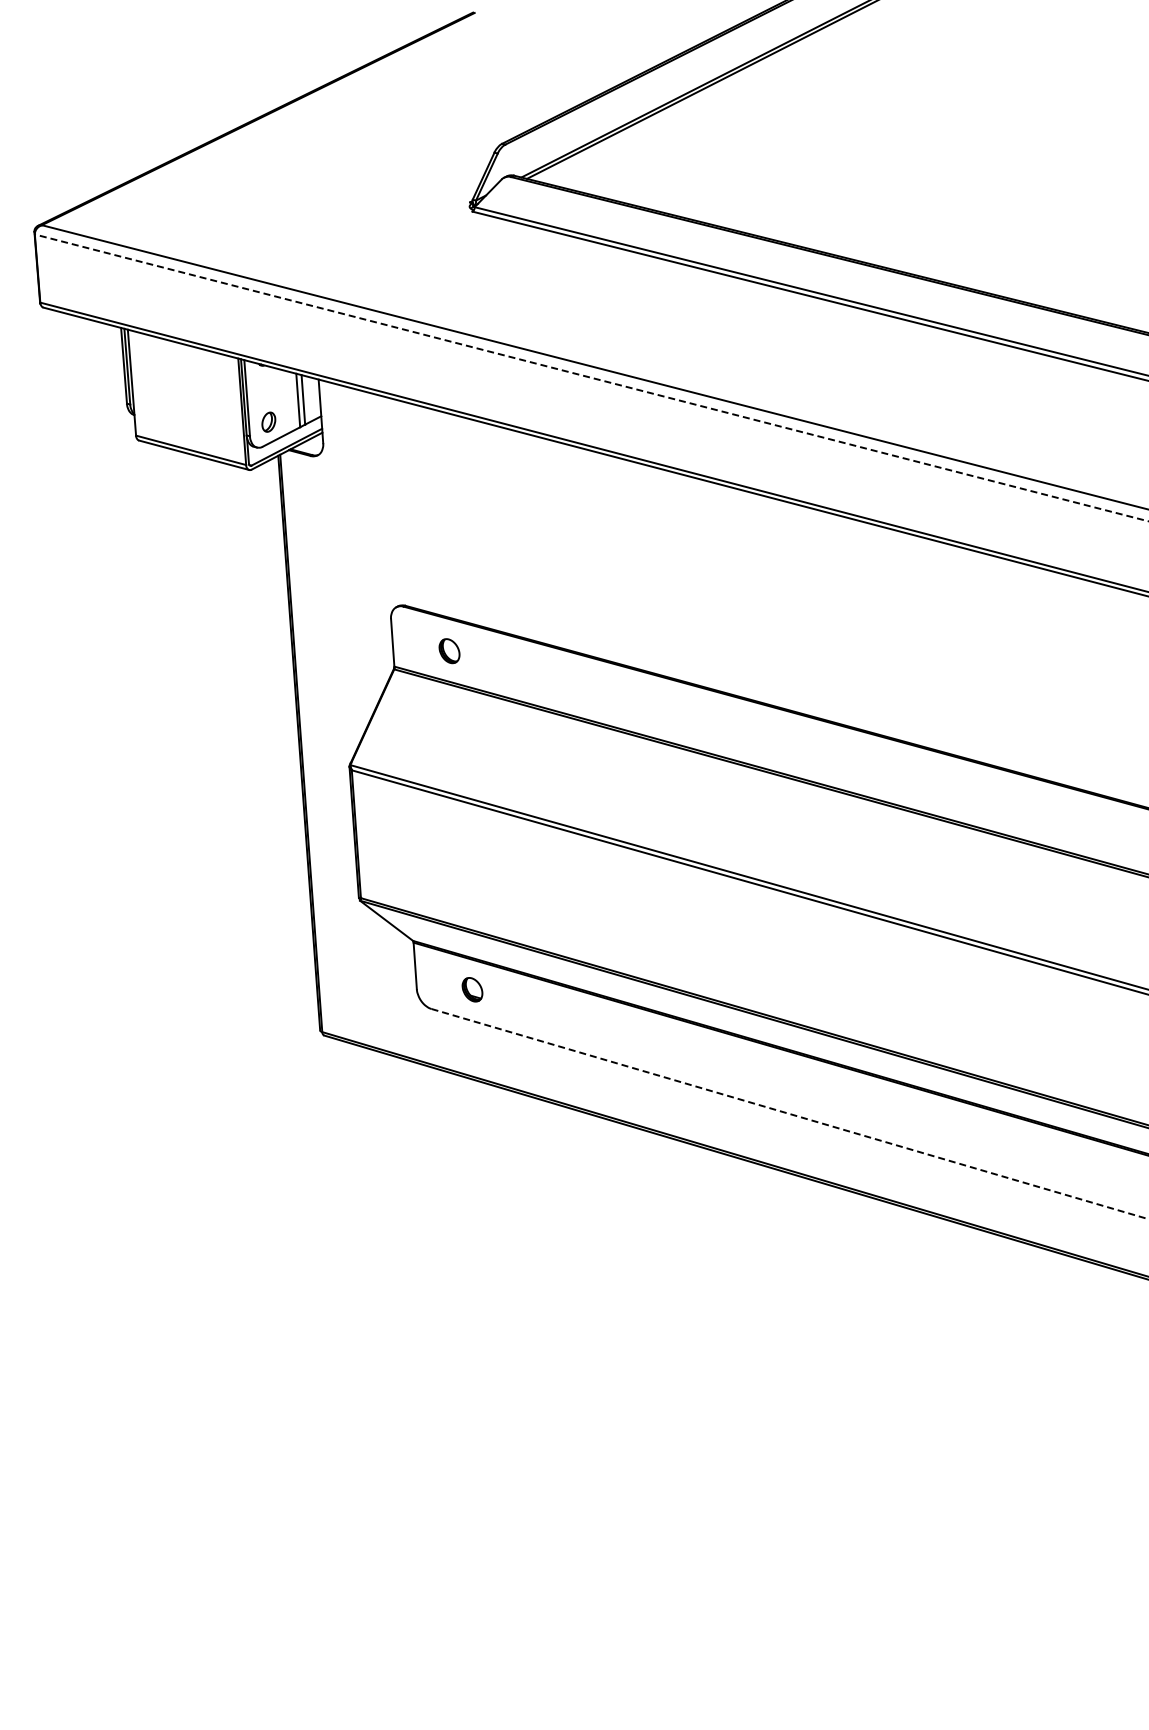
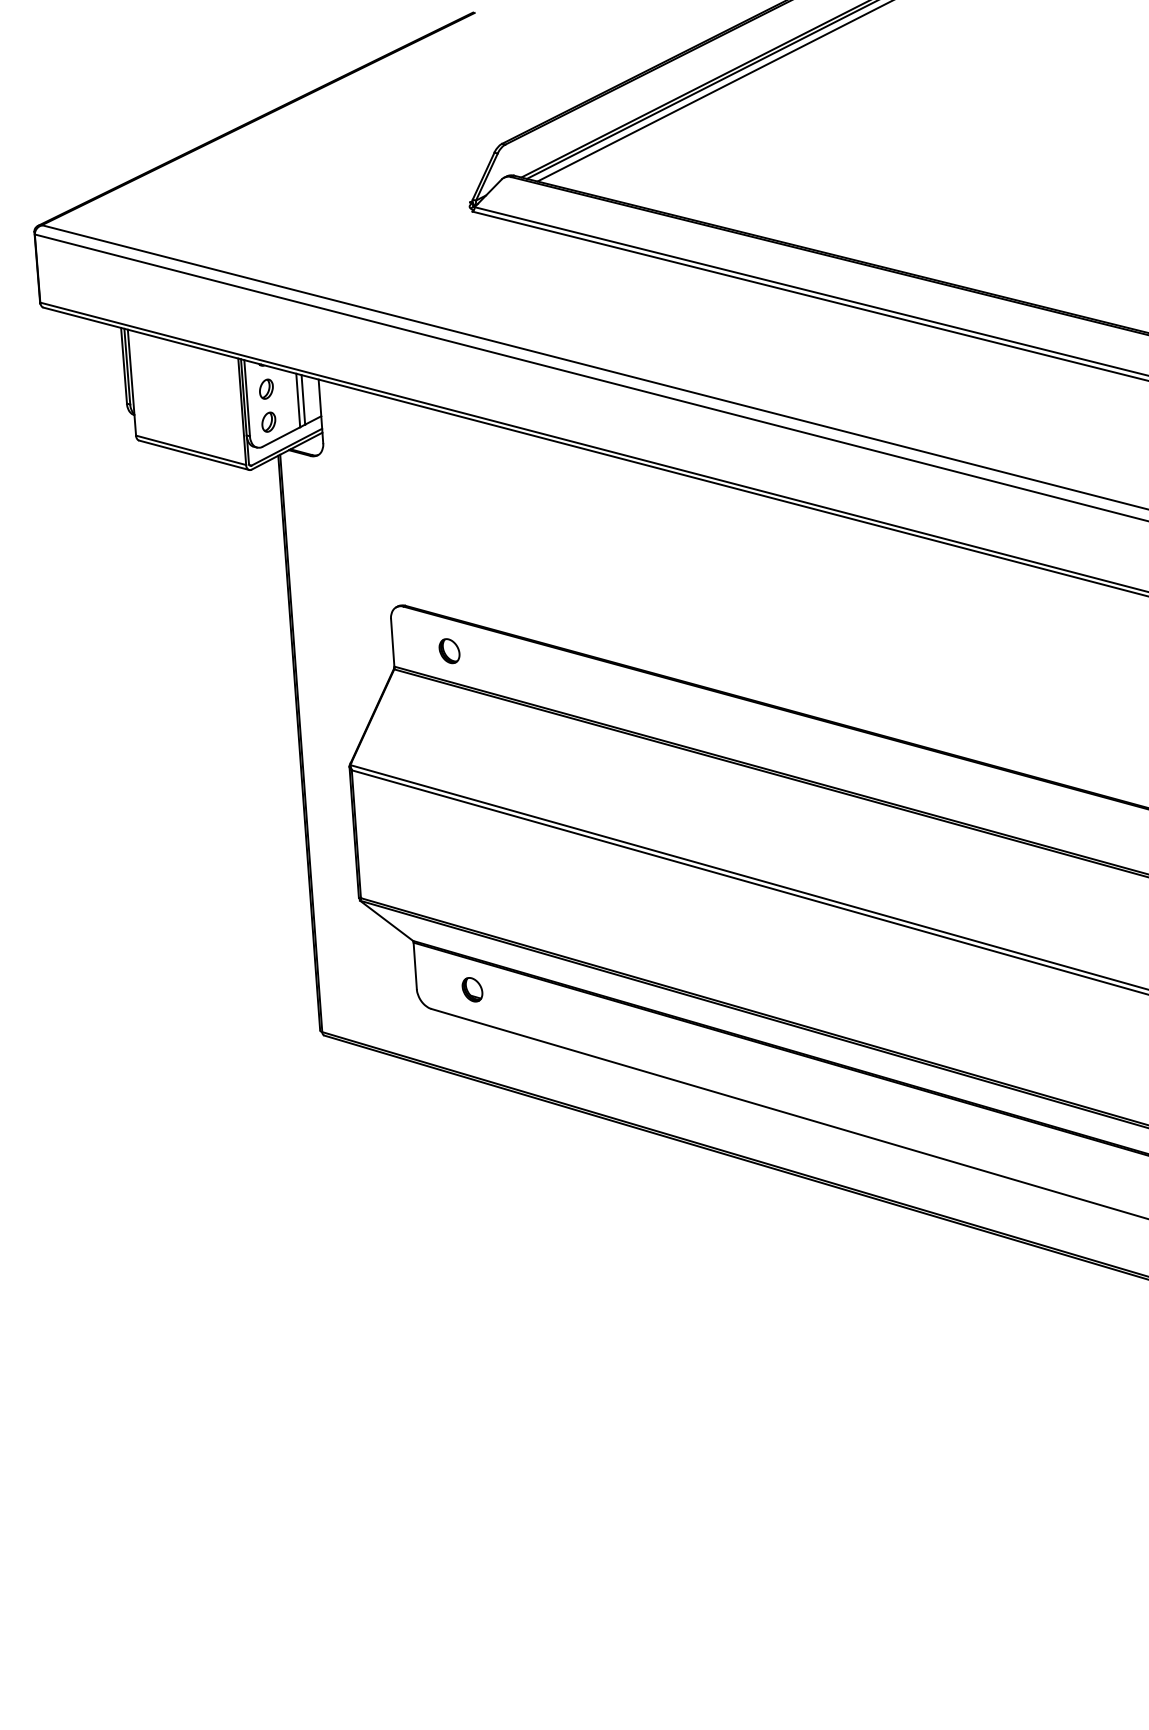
line: none -> present (713, 91)
line: dashed -> solid (591, 377)
part: none -> present (266, 388)
line: dashed -> solid (790, 1114)
